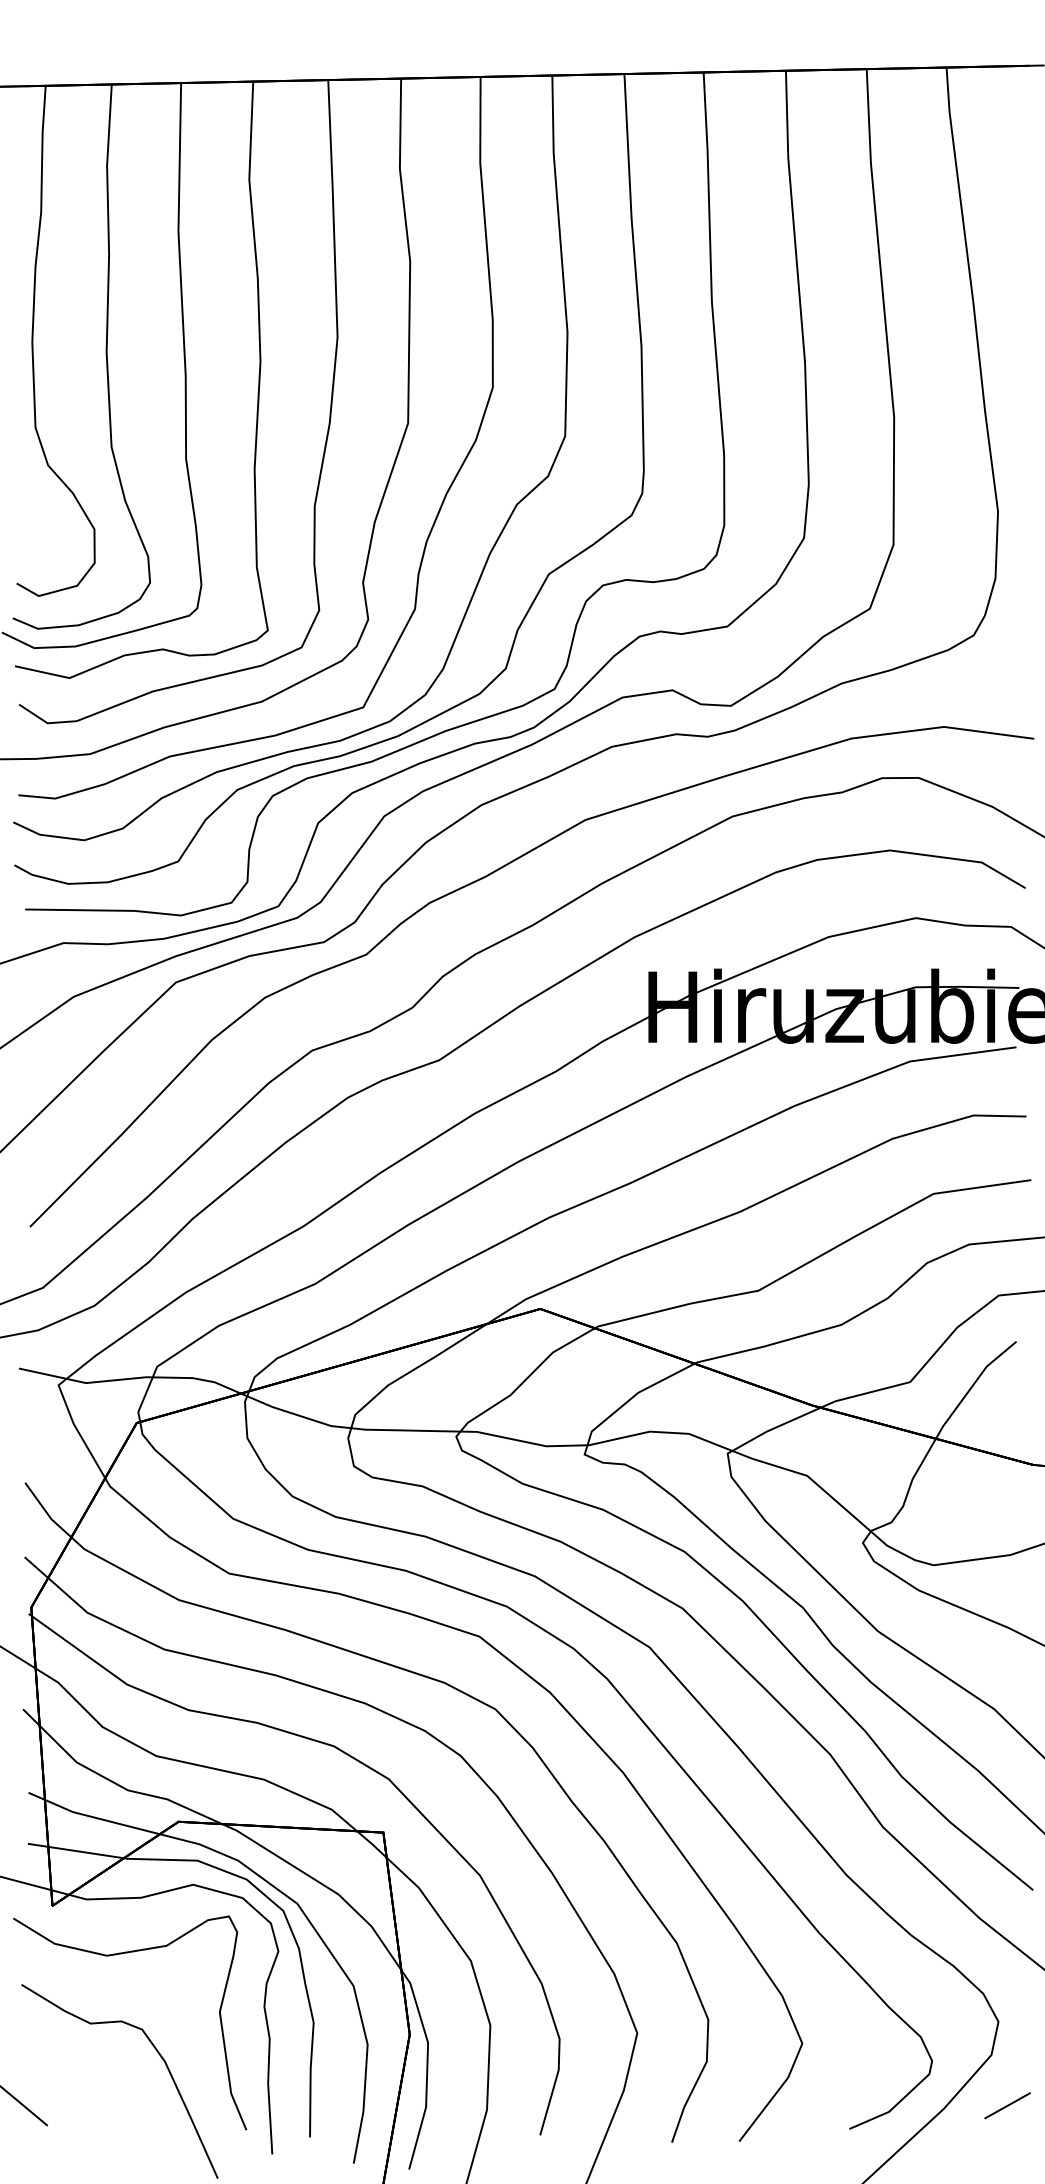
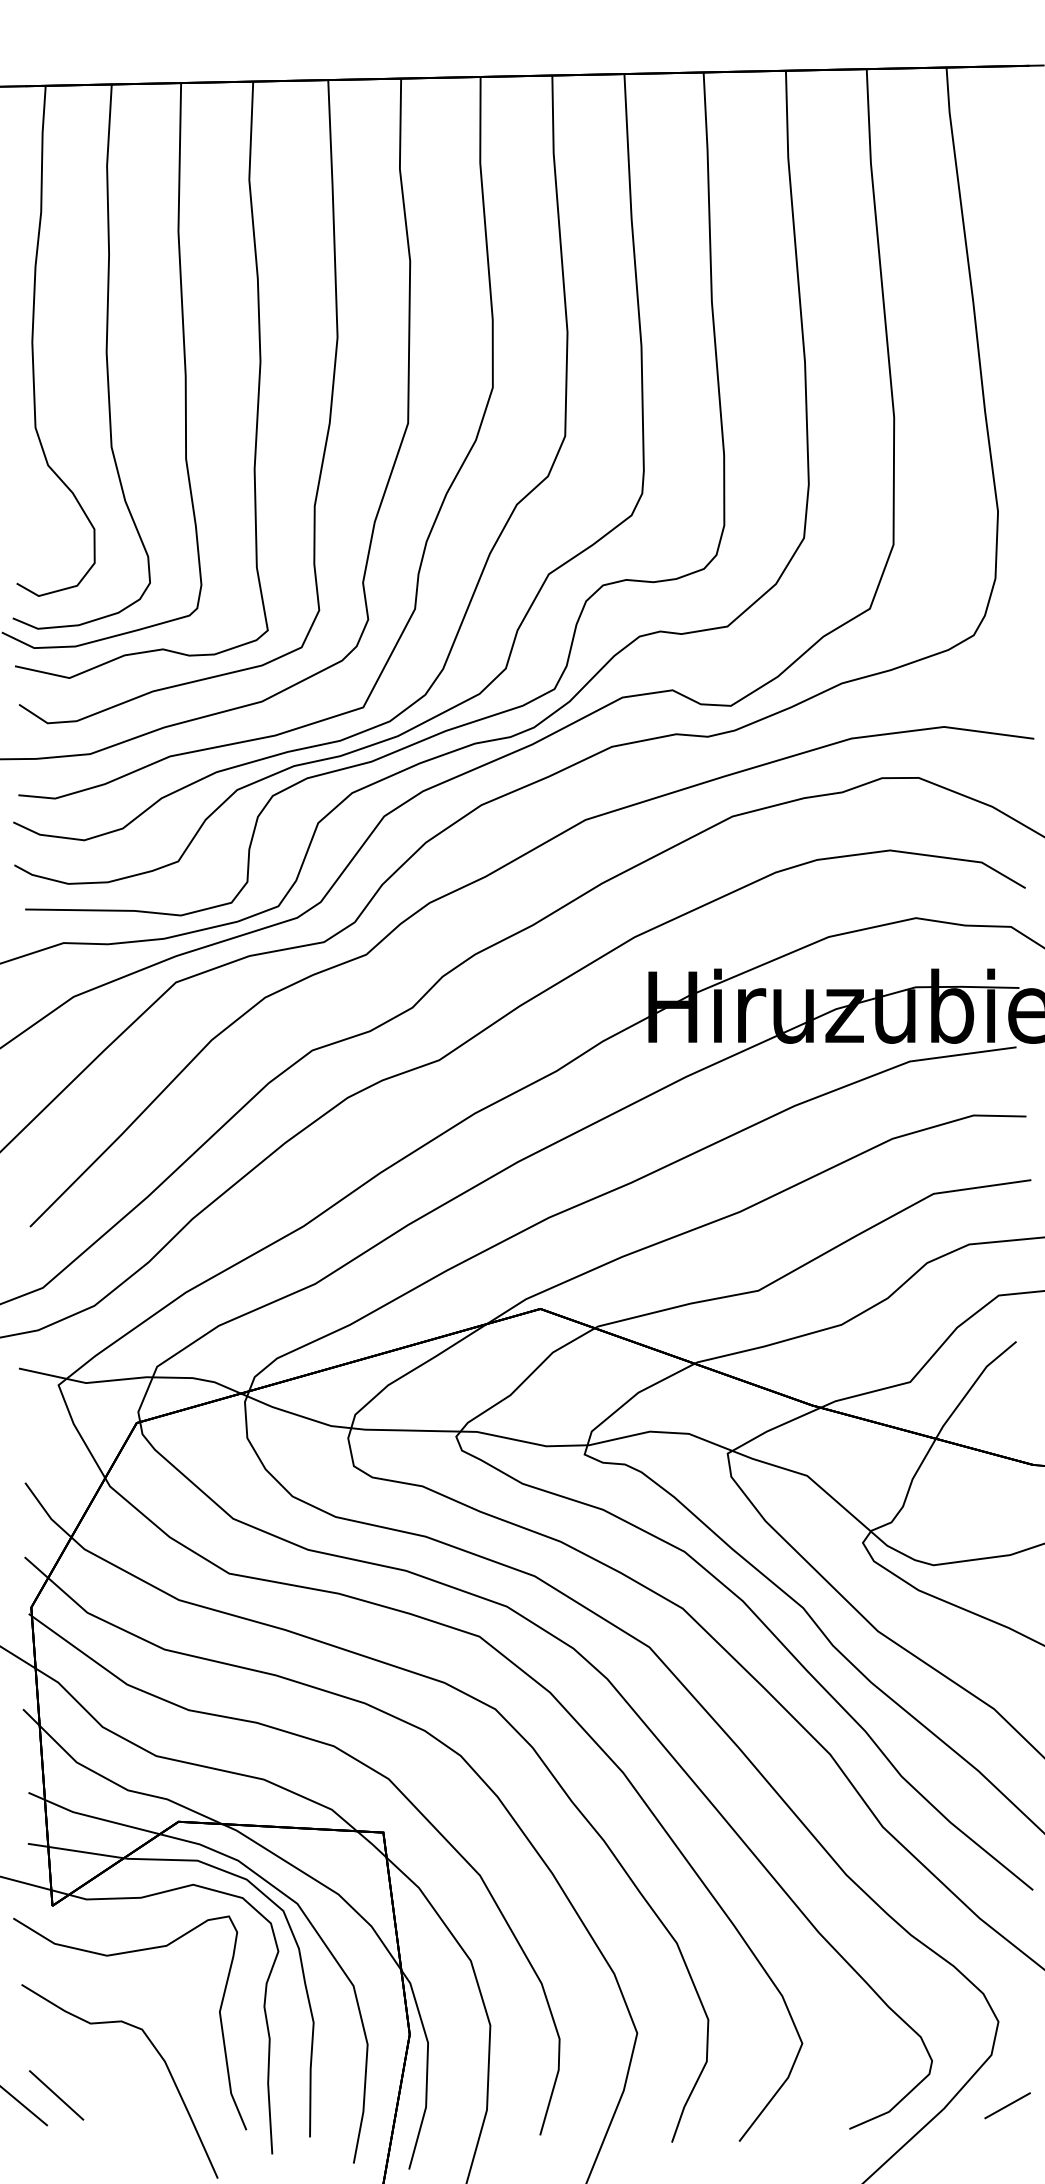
line: none -> present (56, 2095)
